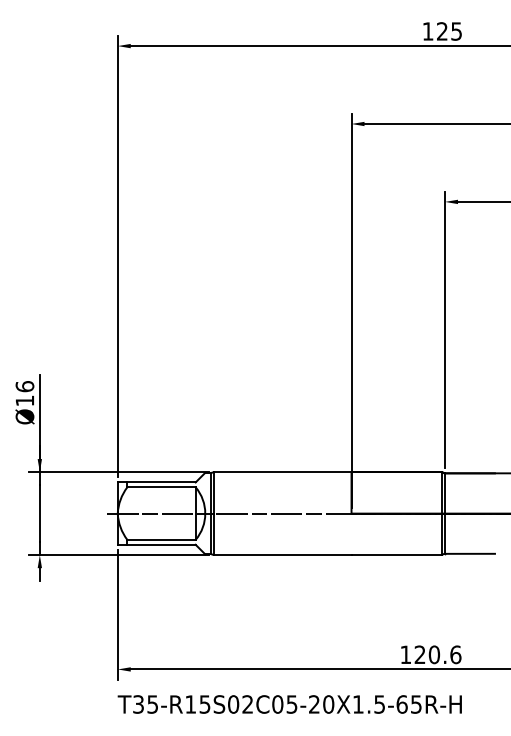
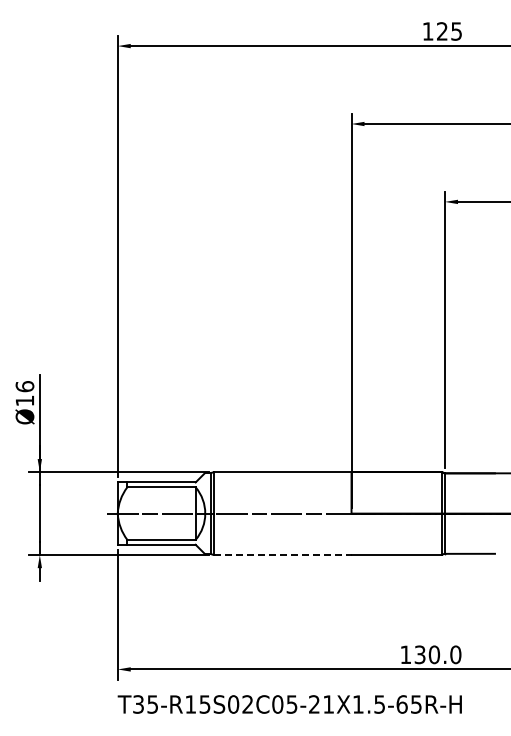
line: solid -> dashed (282, 555)
text: 120.6 -> 130.0 (437, 654)
text: T35-R15S02C05-20X1.5-65R-H -> T35-R15S02C05-21X1.5-65R-H (328, 704)
